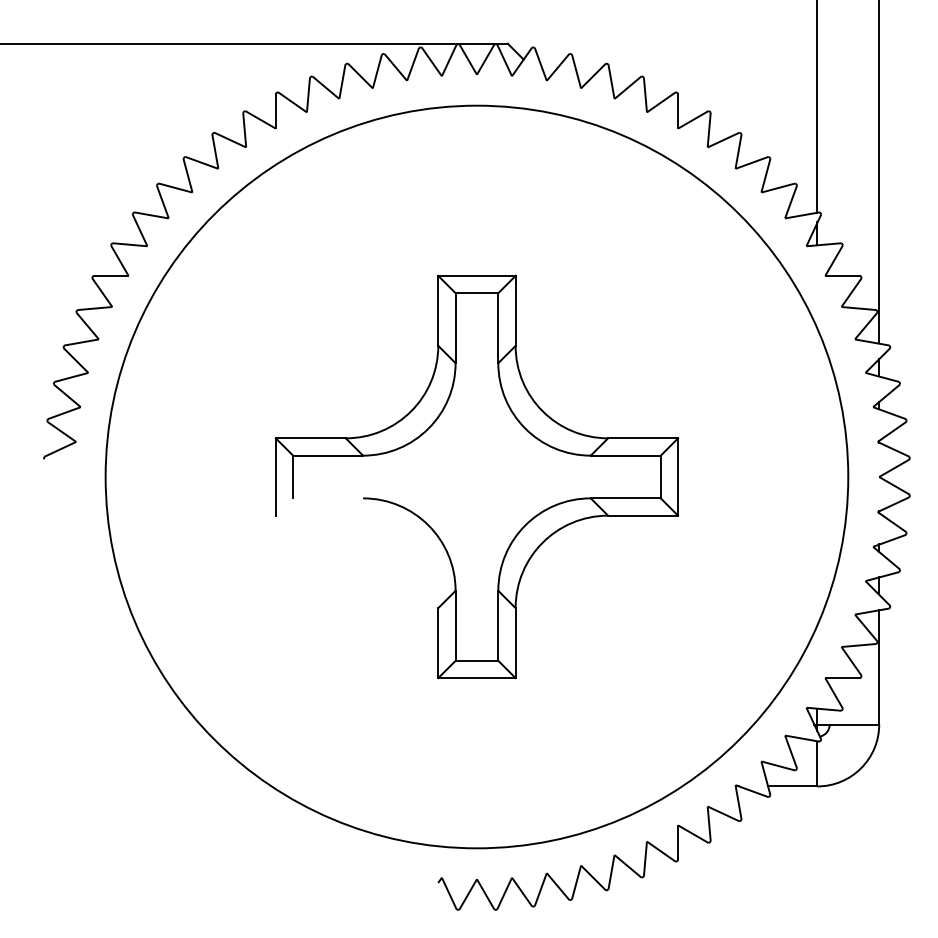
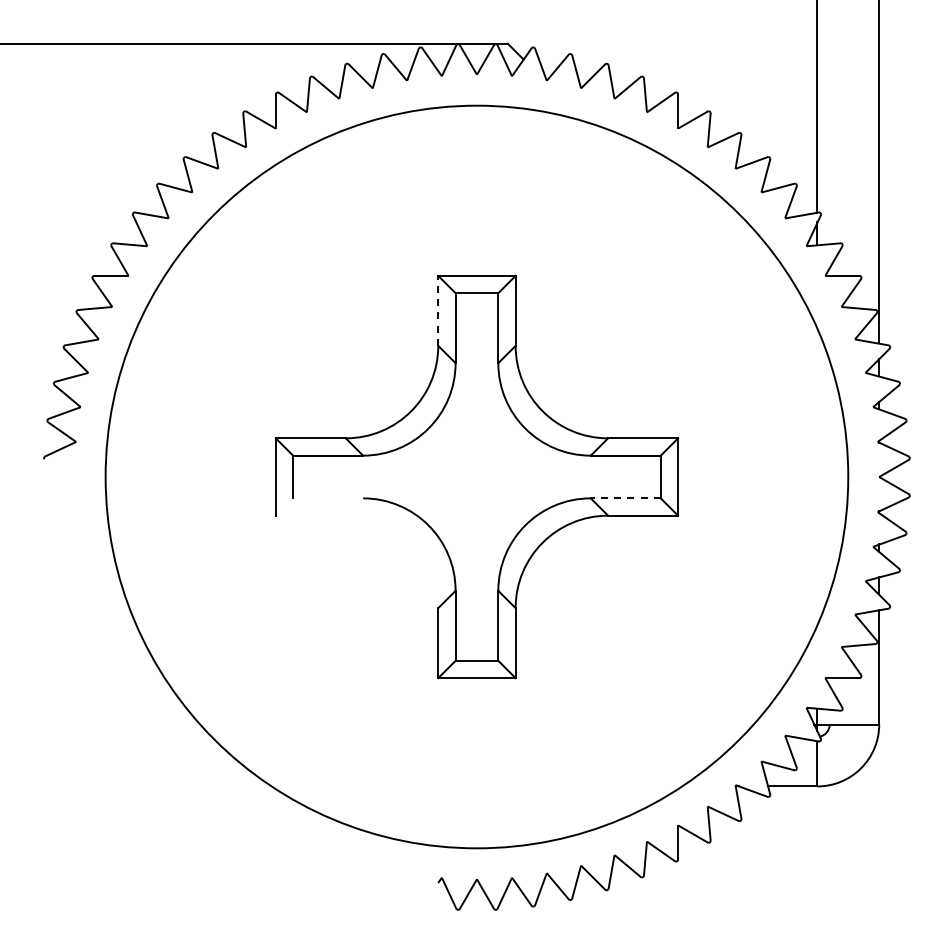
line: solid -> dashed (438, 310)
line: solid -> dashed (625, 498)
